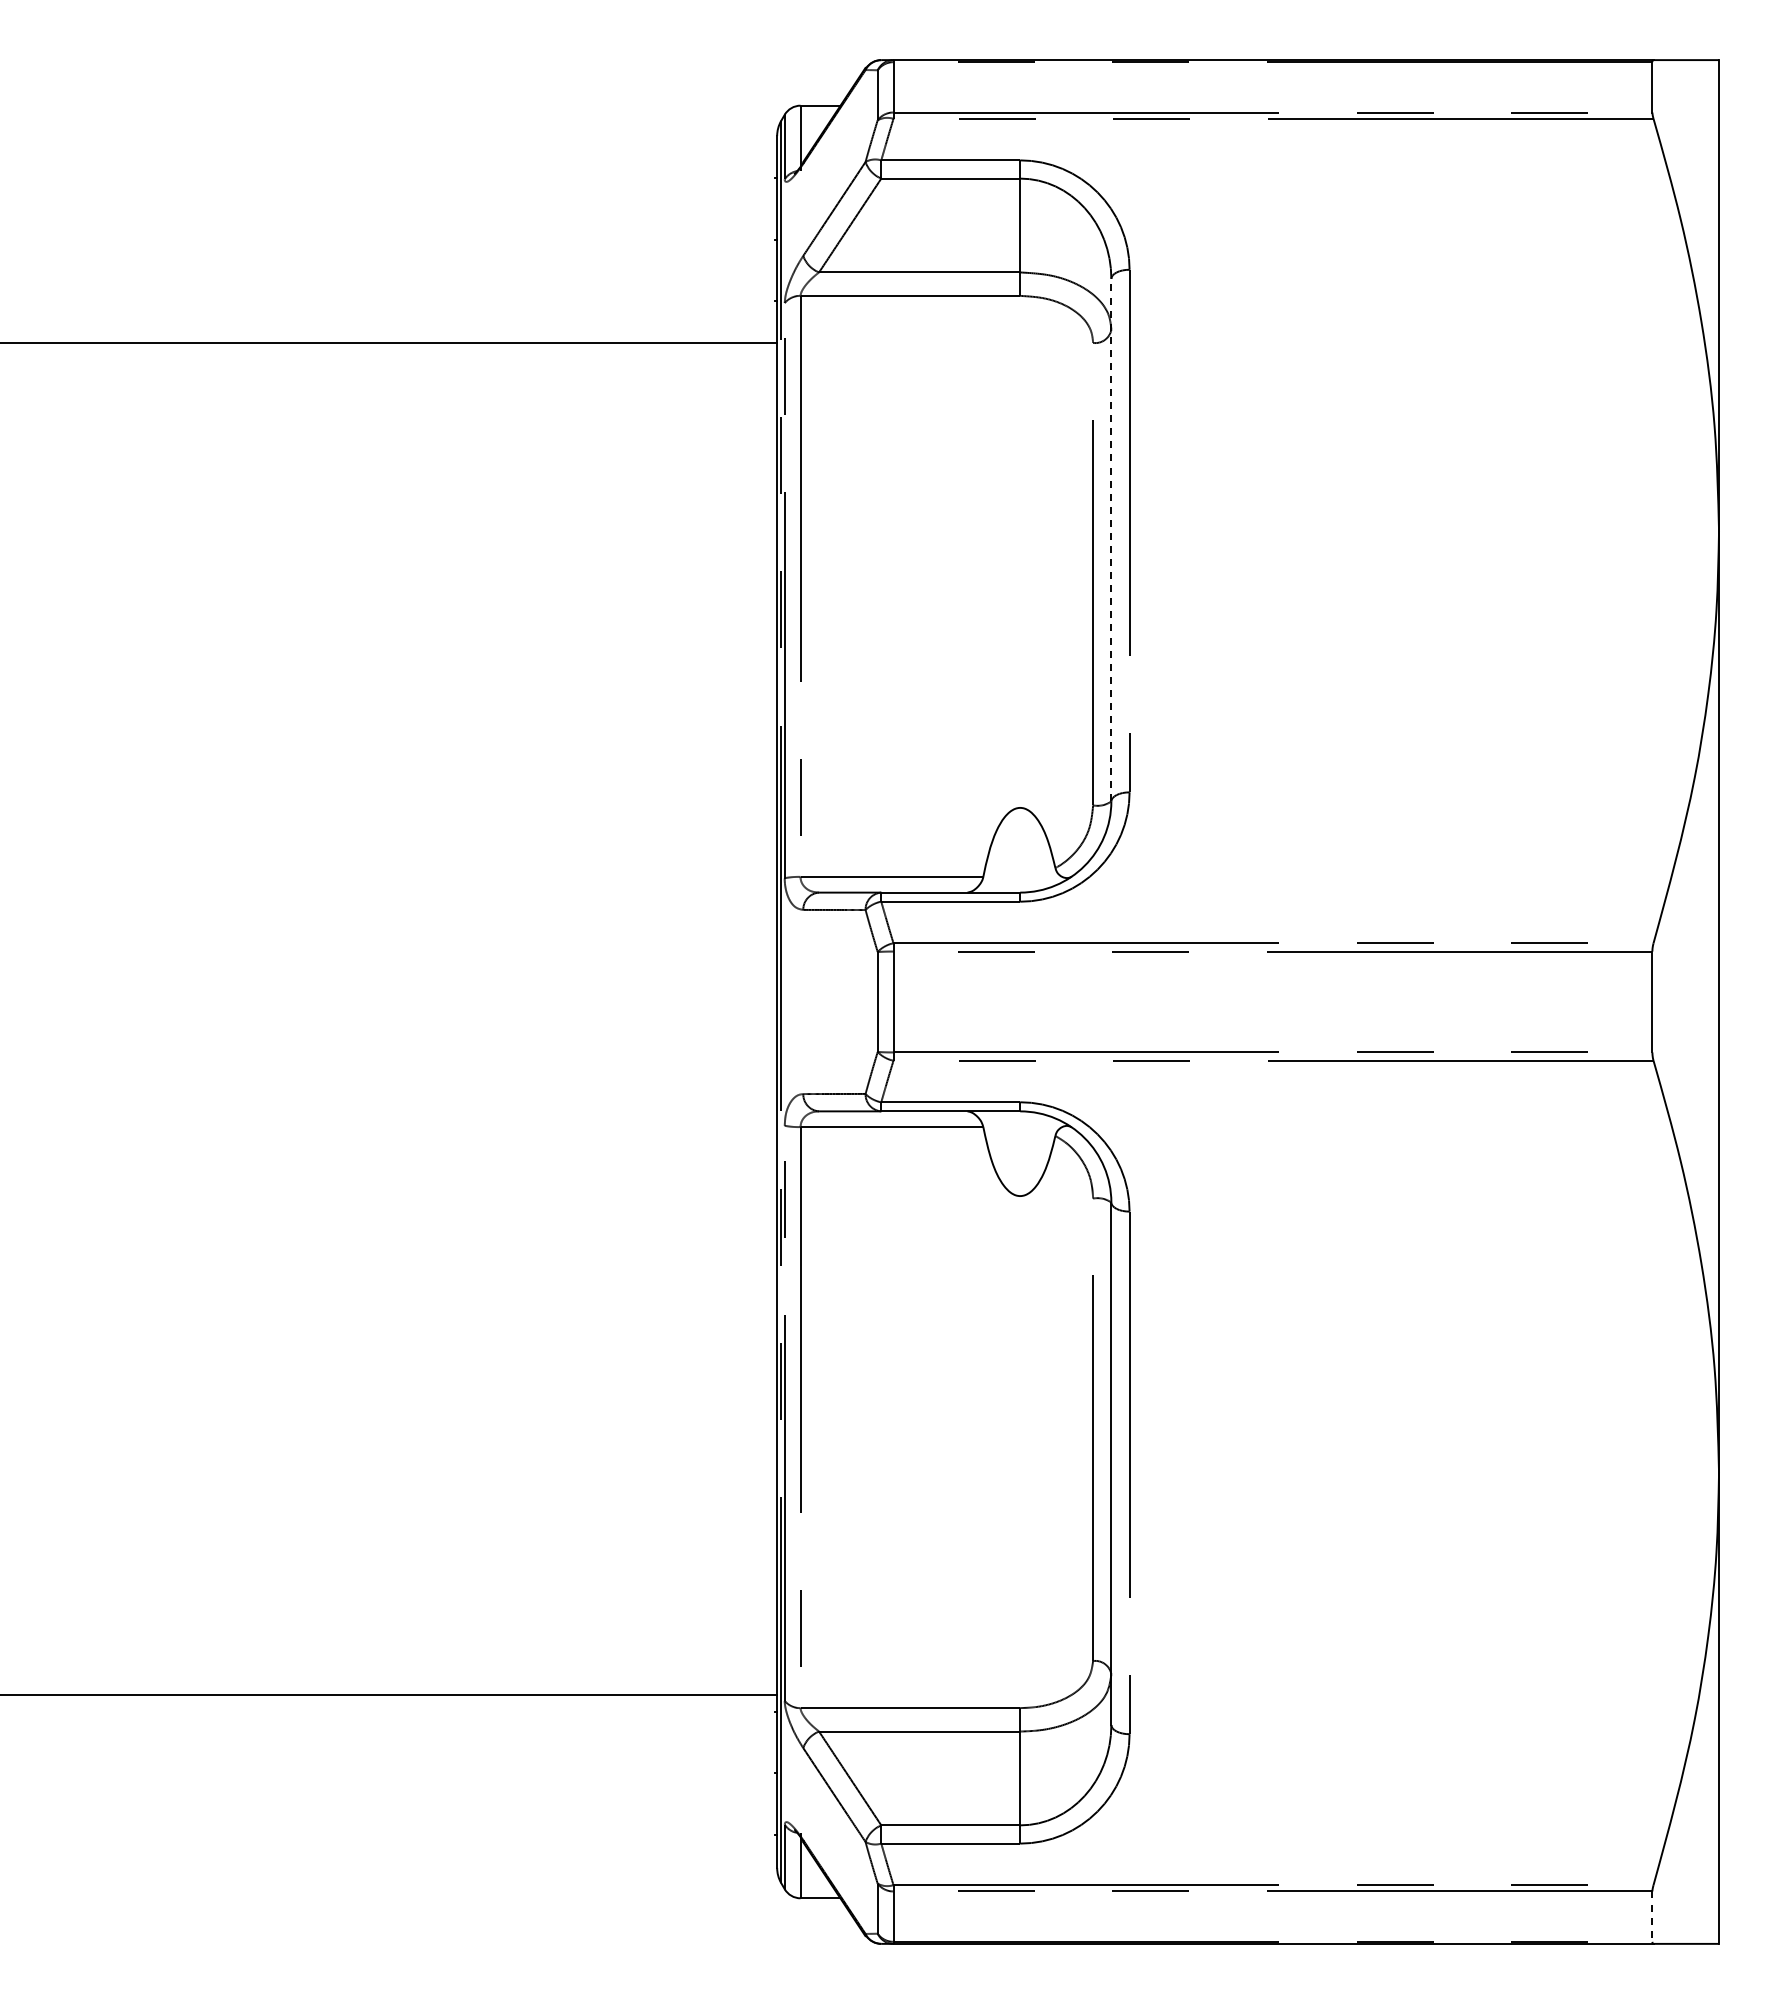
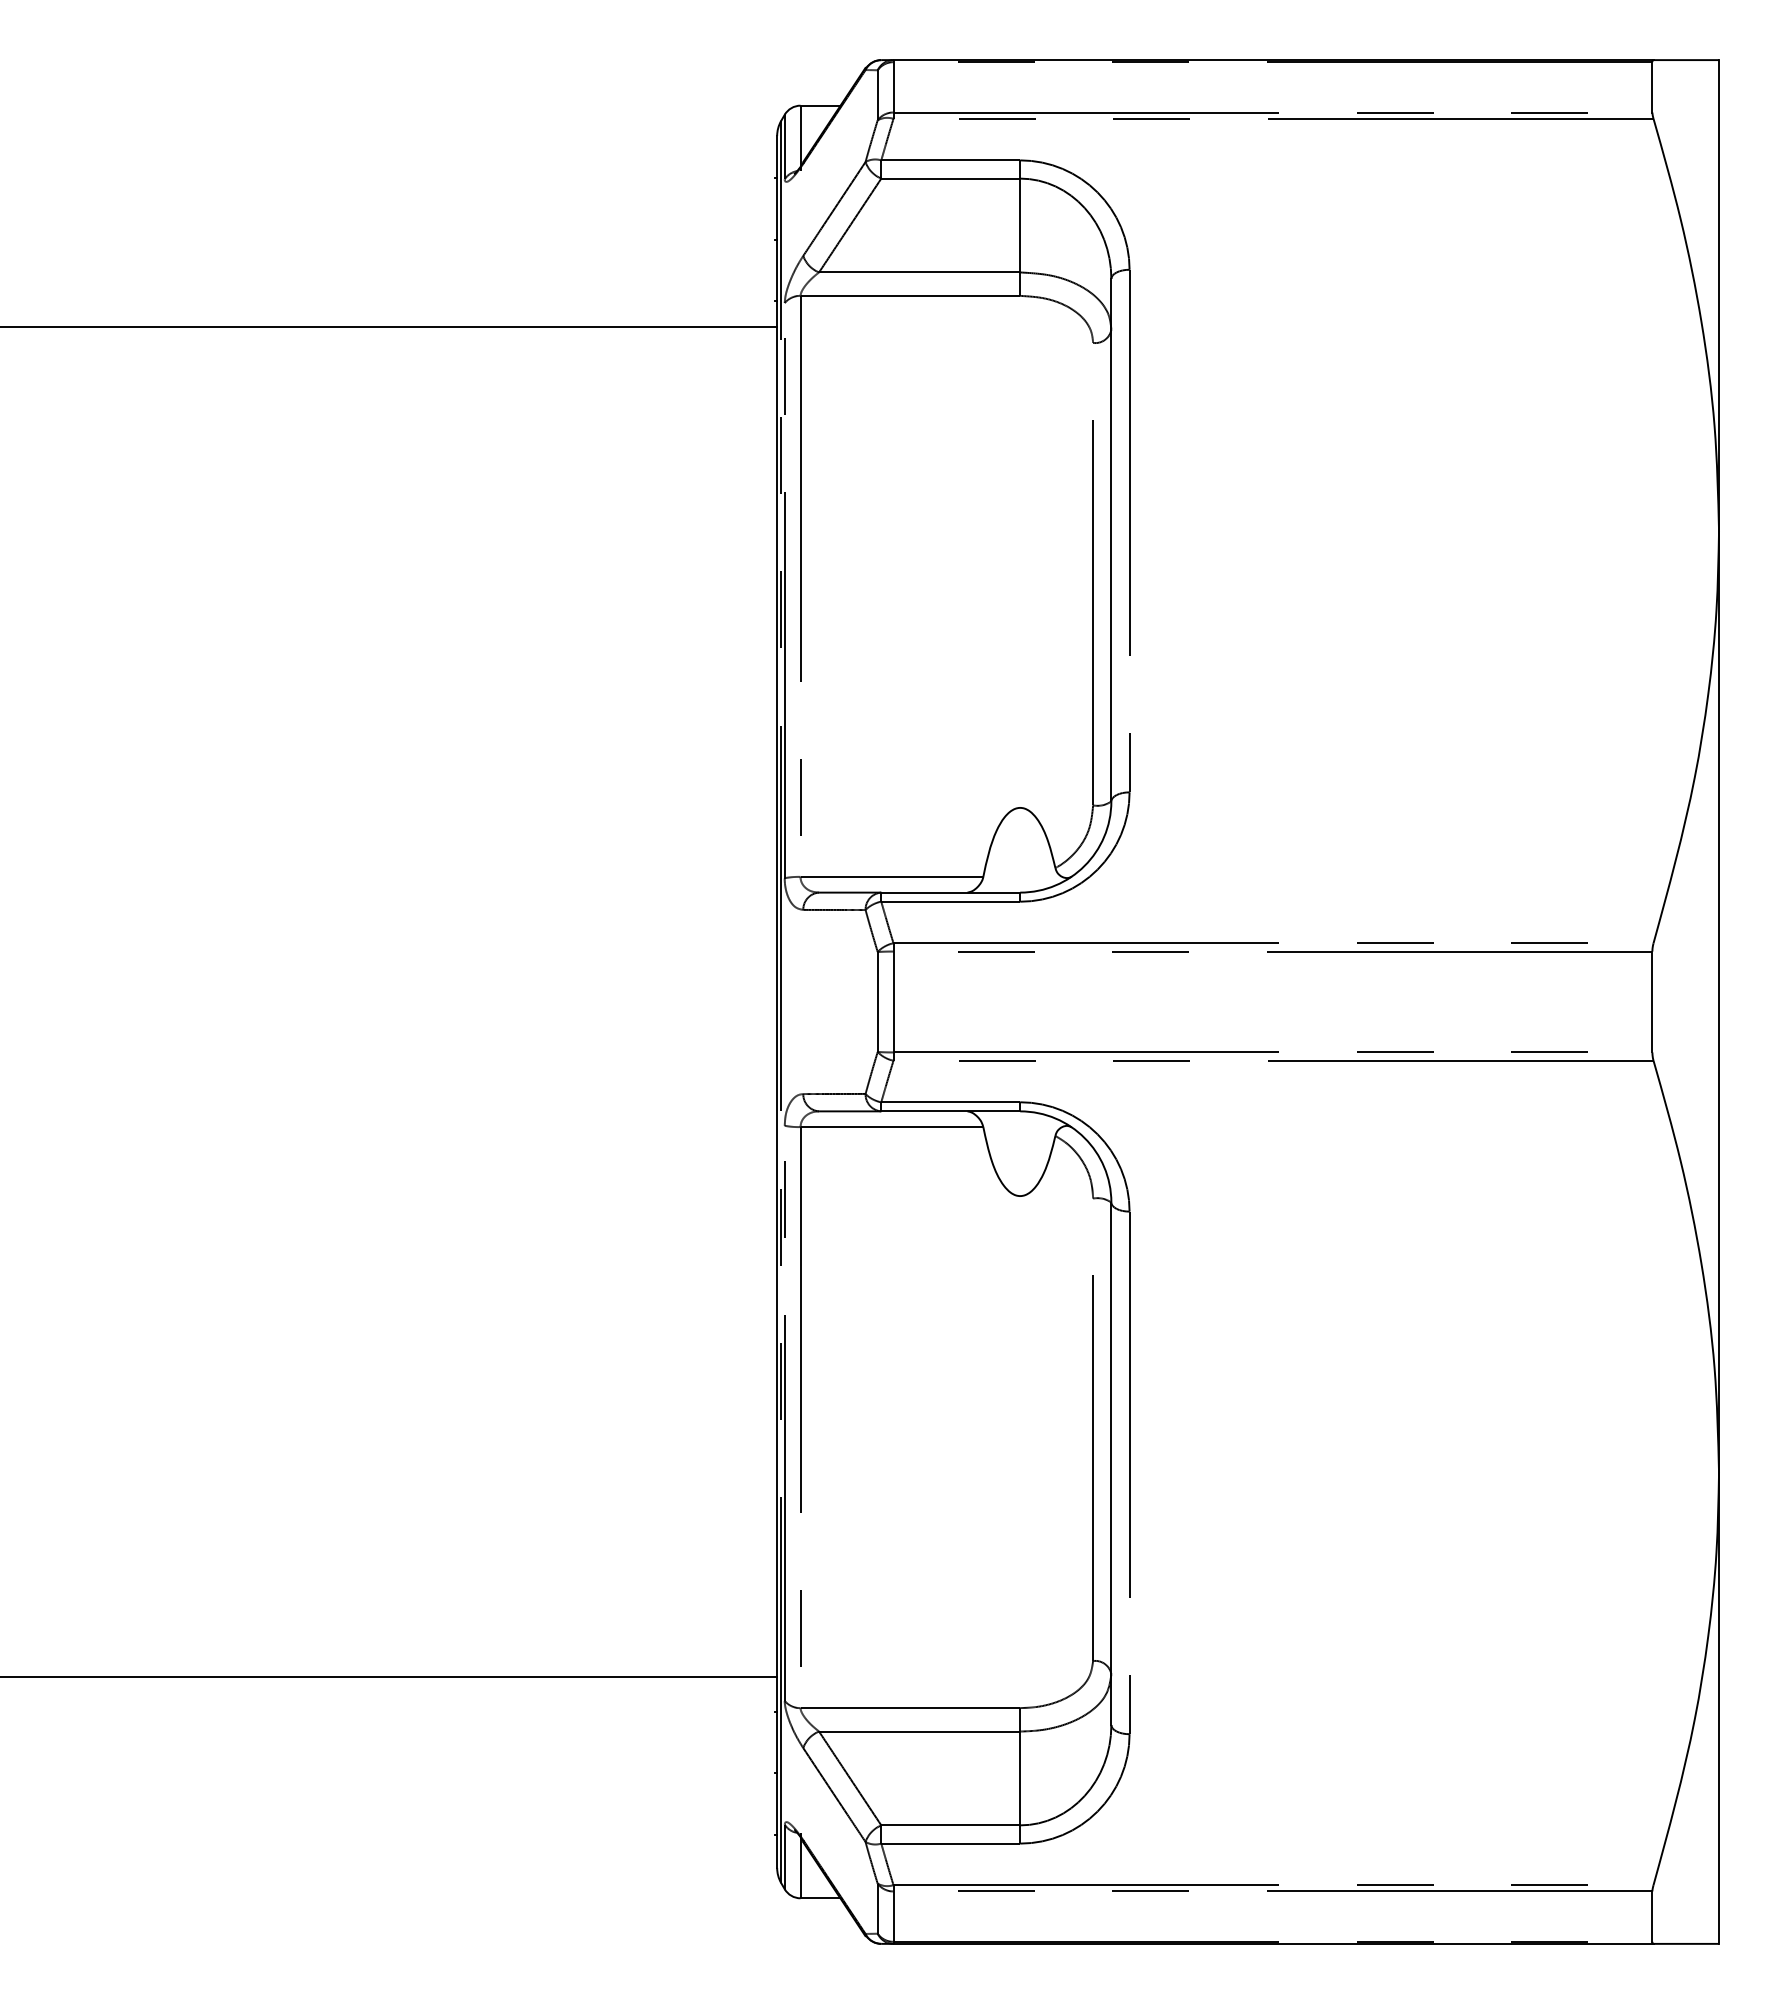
line position: (389, 343) -> (389, 327) (389, 327)
line: dashed -> solid (1111, 539)
line position: (389, 1694) -> (389, 1676) (389, 1676)
line: dashed -> solid (1652, 1917)
